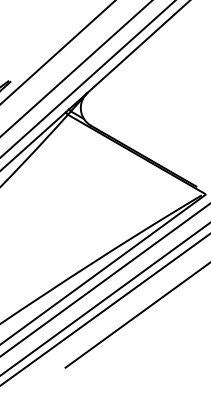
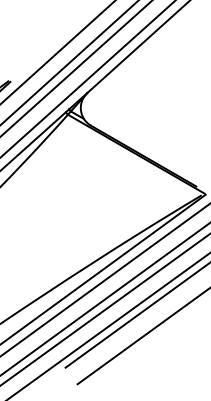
line: none -> present (69, 62)
line: none -> present (108, 325)
line: none -> present (142, 336)
